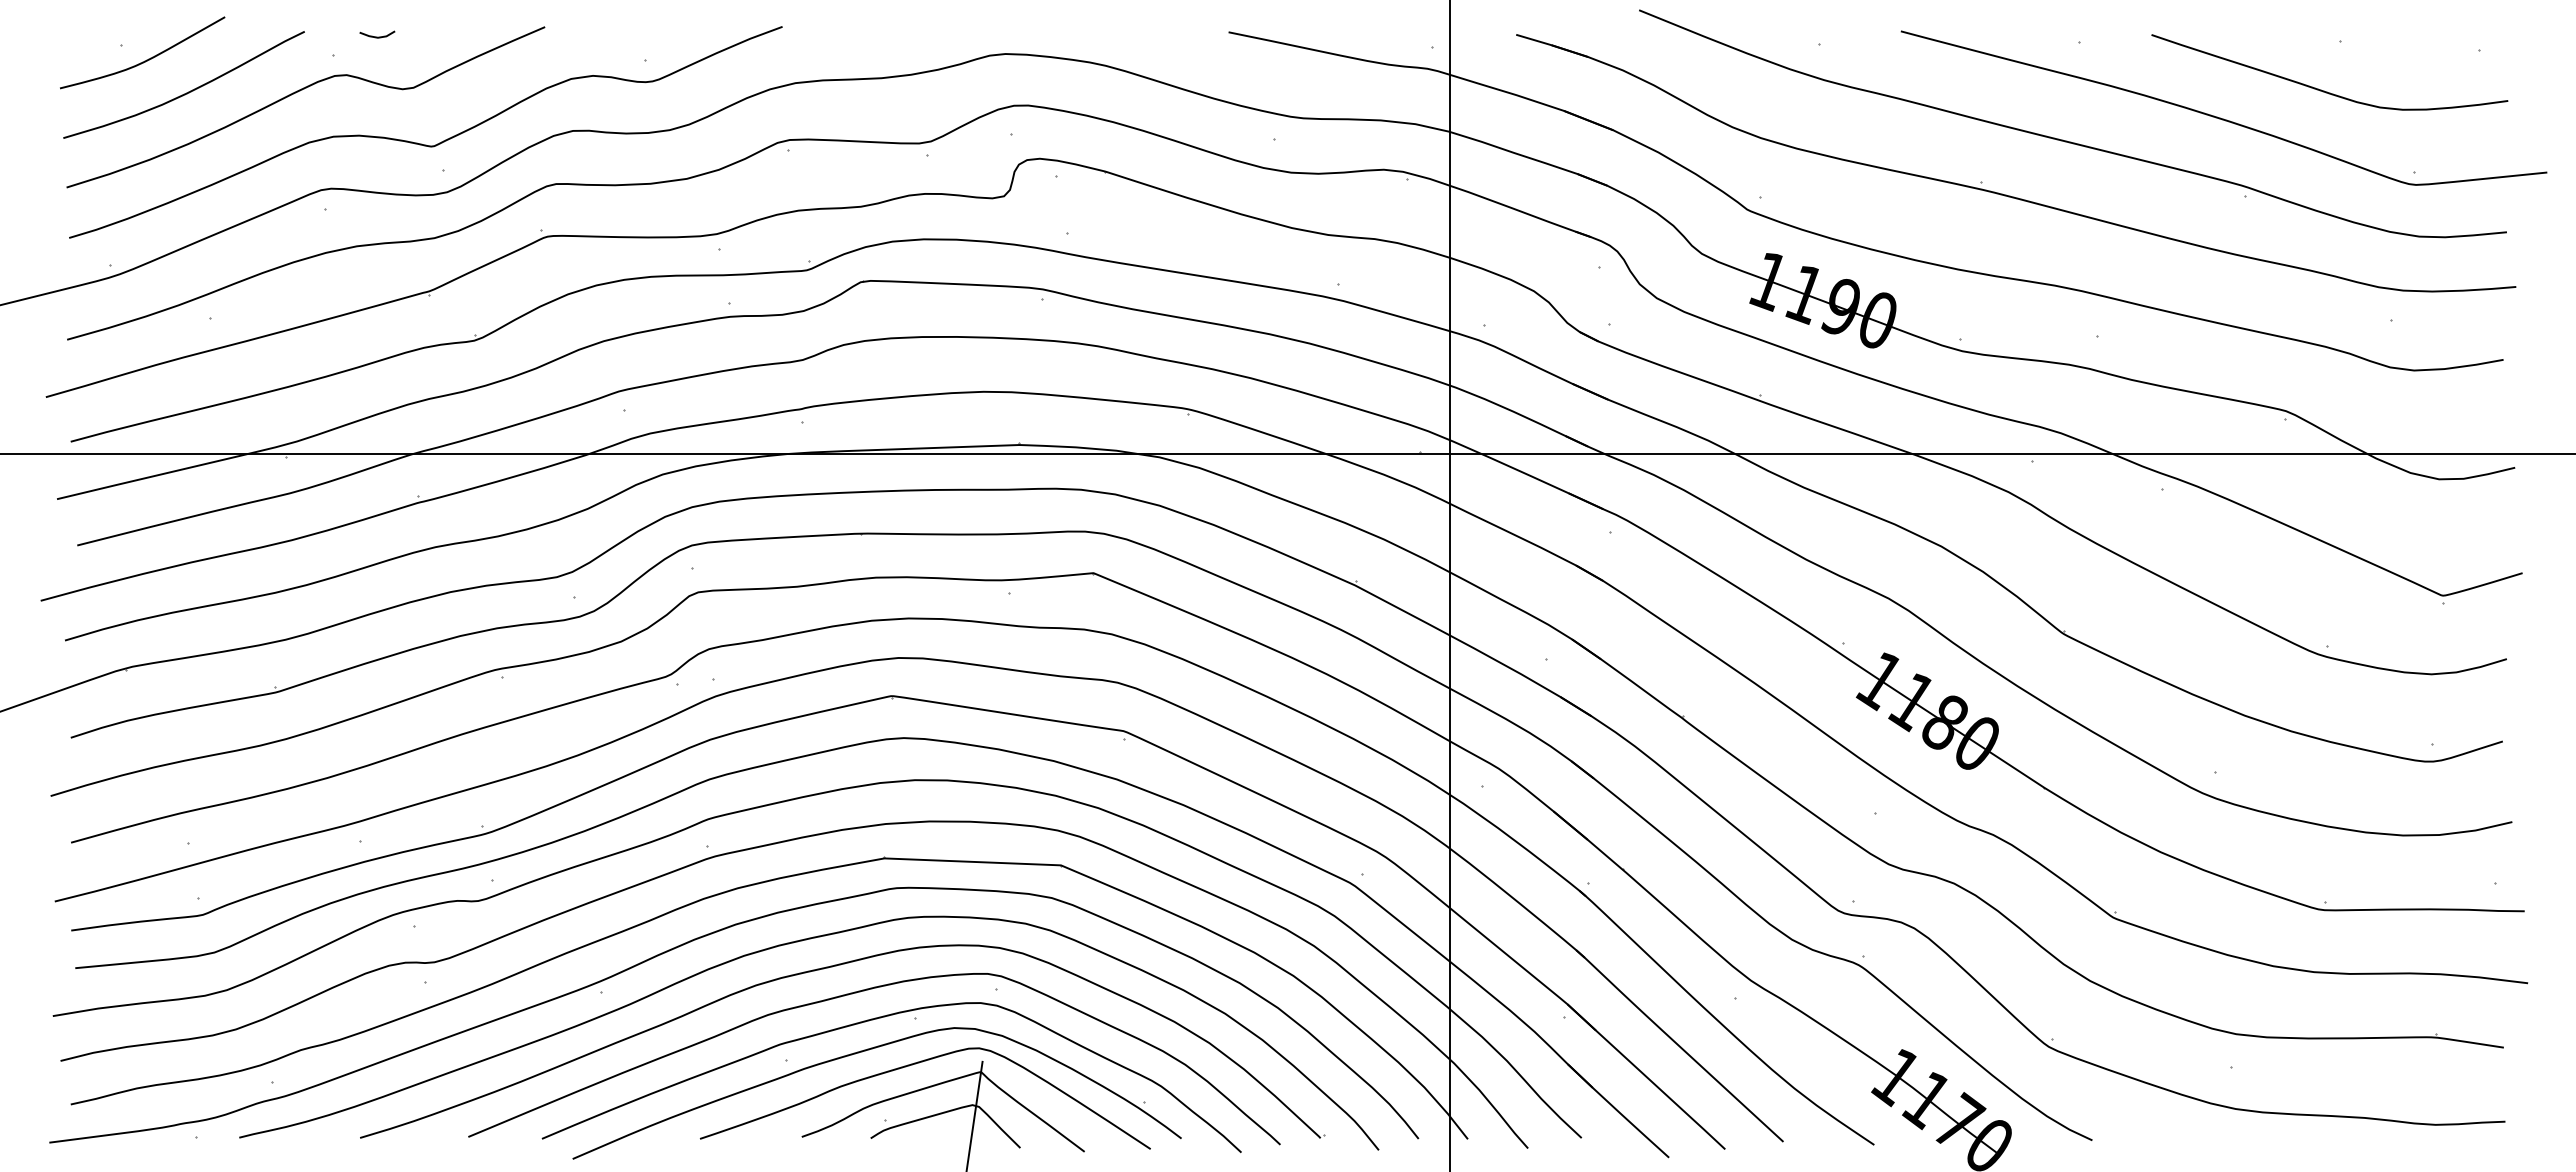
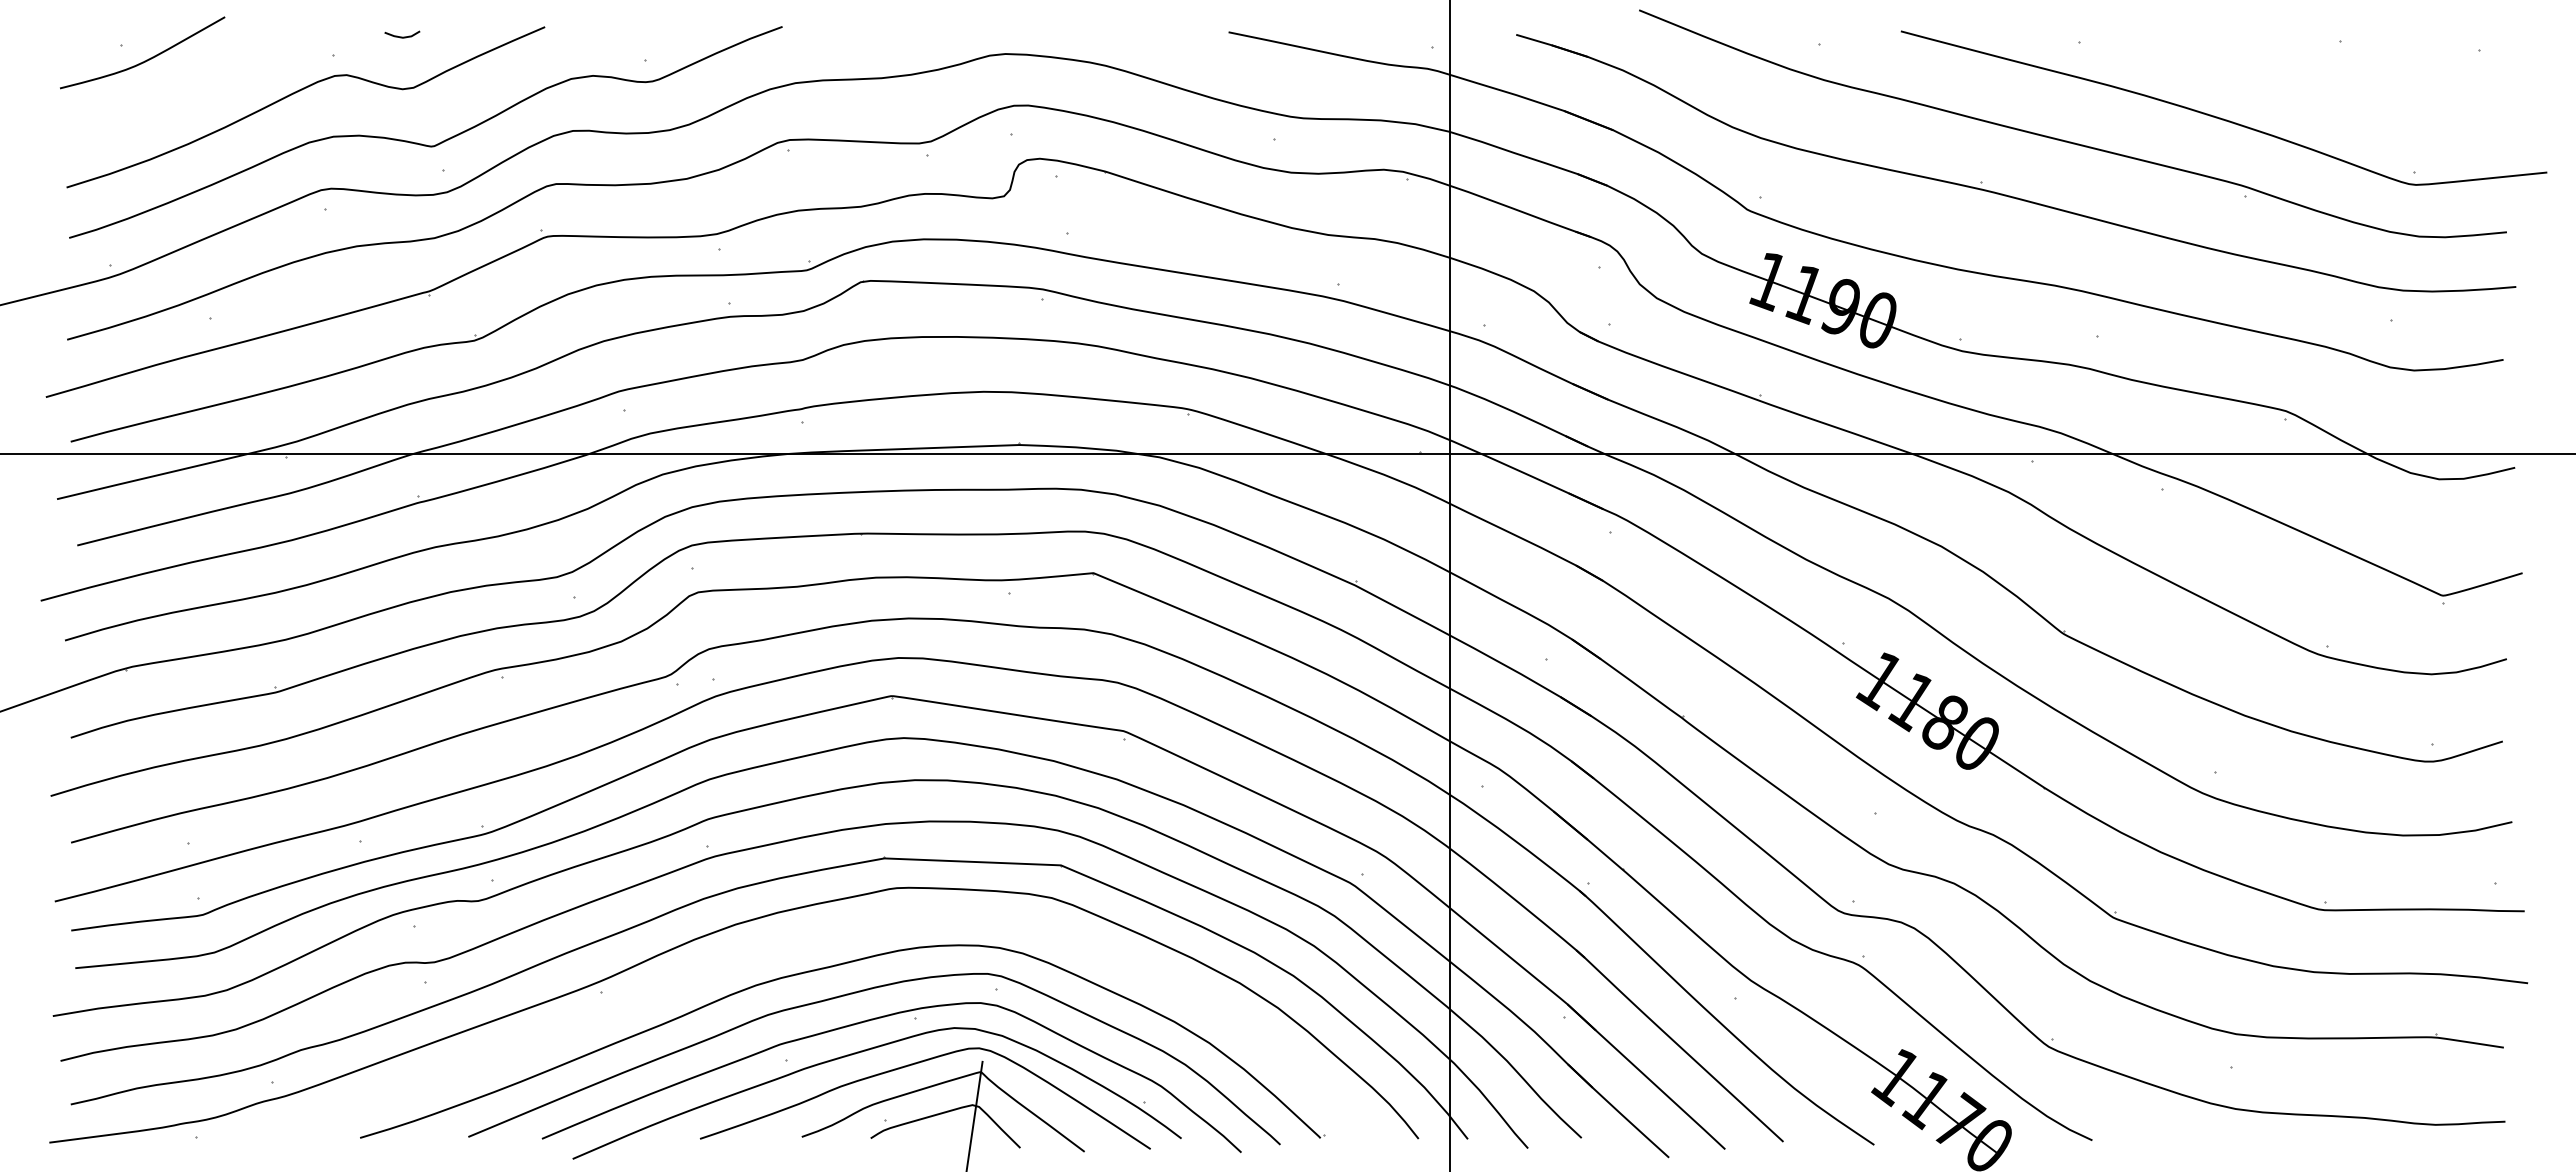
line position: (377, 36) -> (402, 36) (402, 36)
curve: present -> none (2324, 90)
curve: present -> none (186, 92)
curve: present -> none (789, 944)
